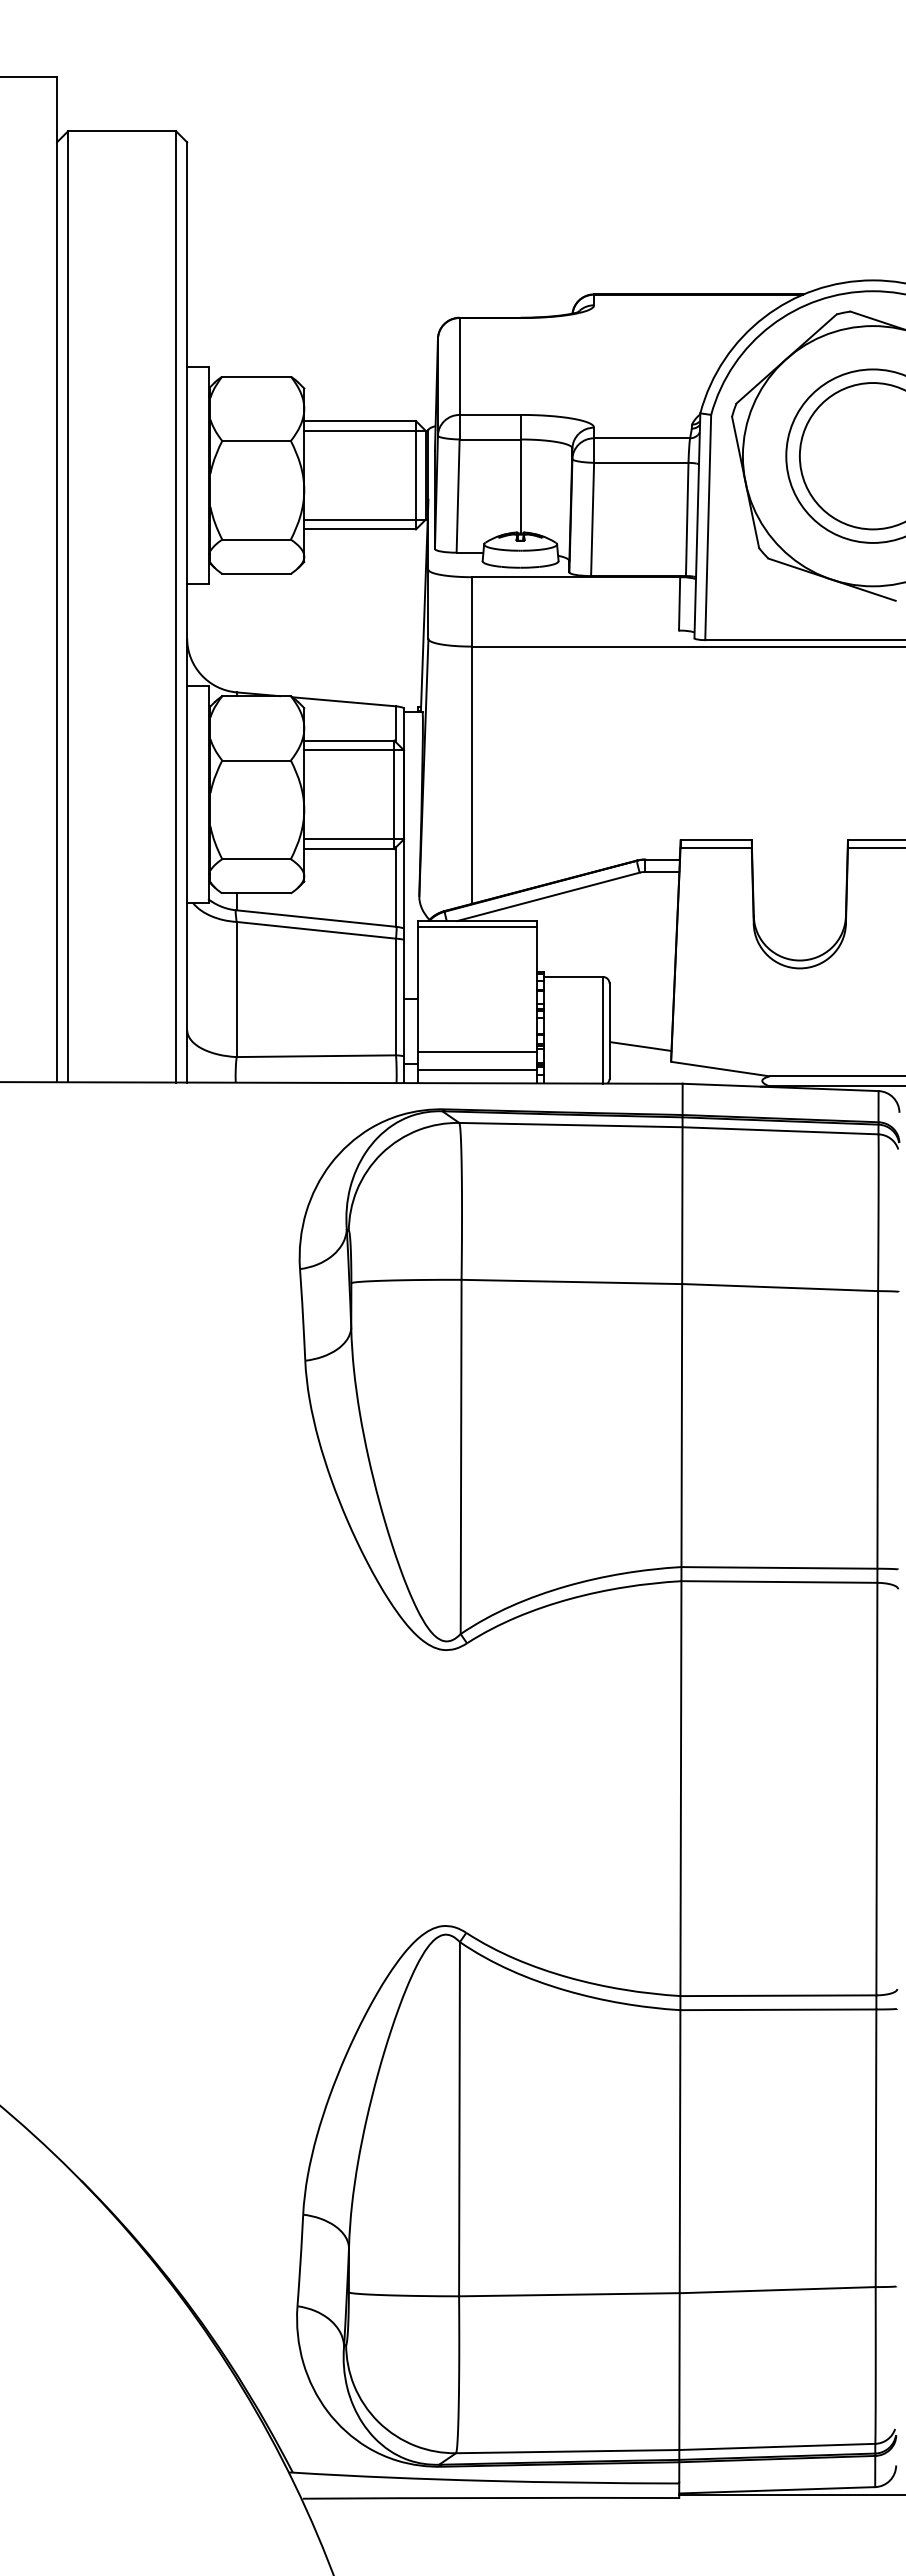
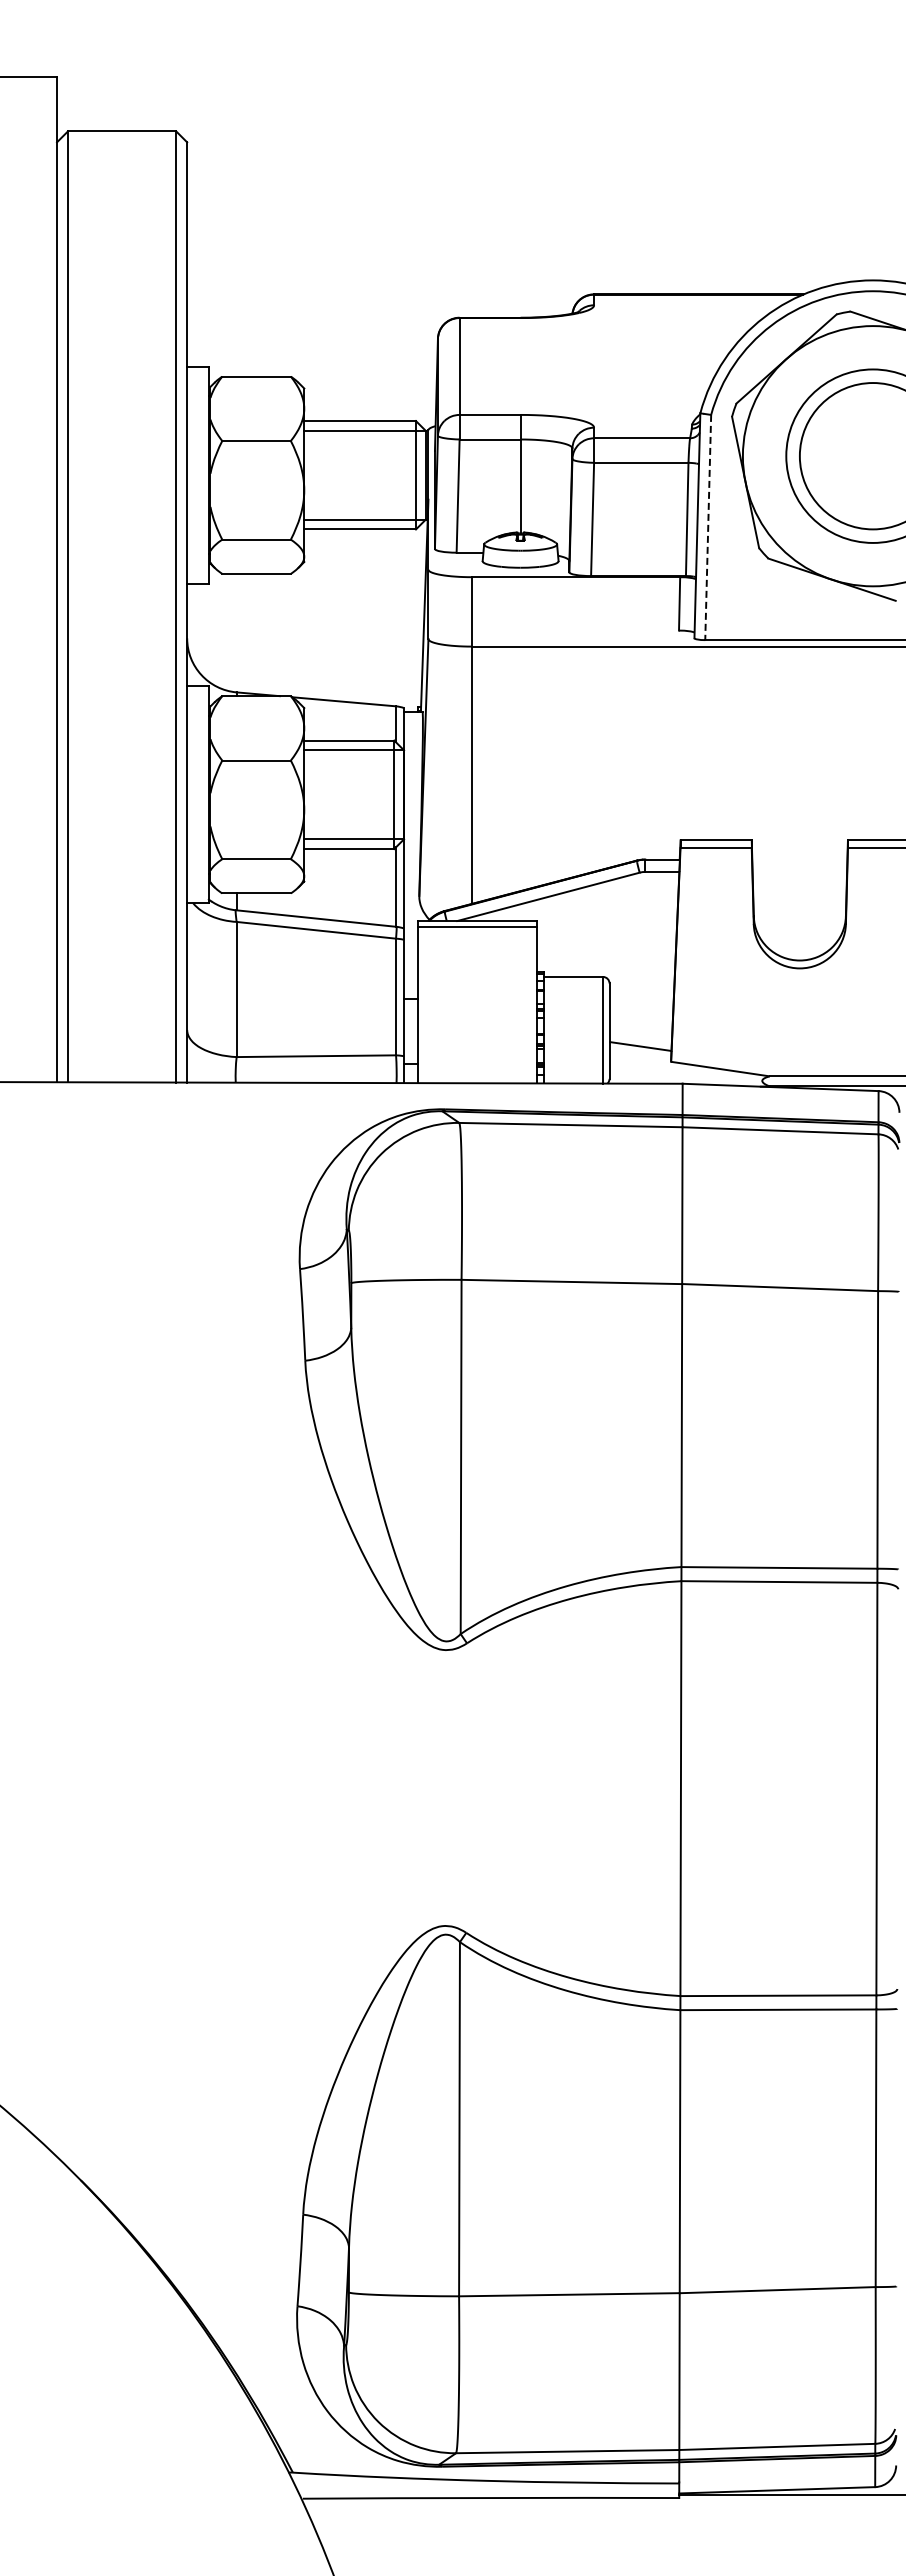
line: solid -> dashed (708, 527)
line: present -> none (476, 1051)
line: present -> none (476, 1070)
